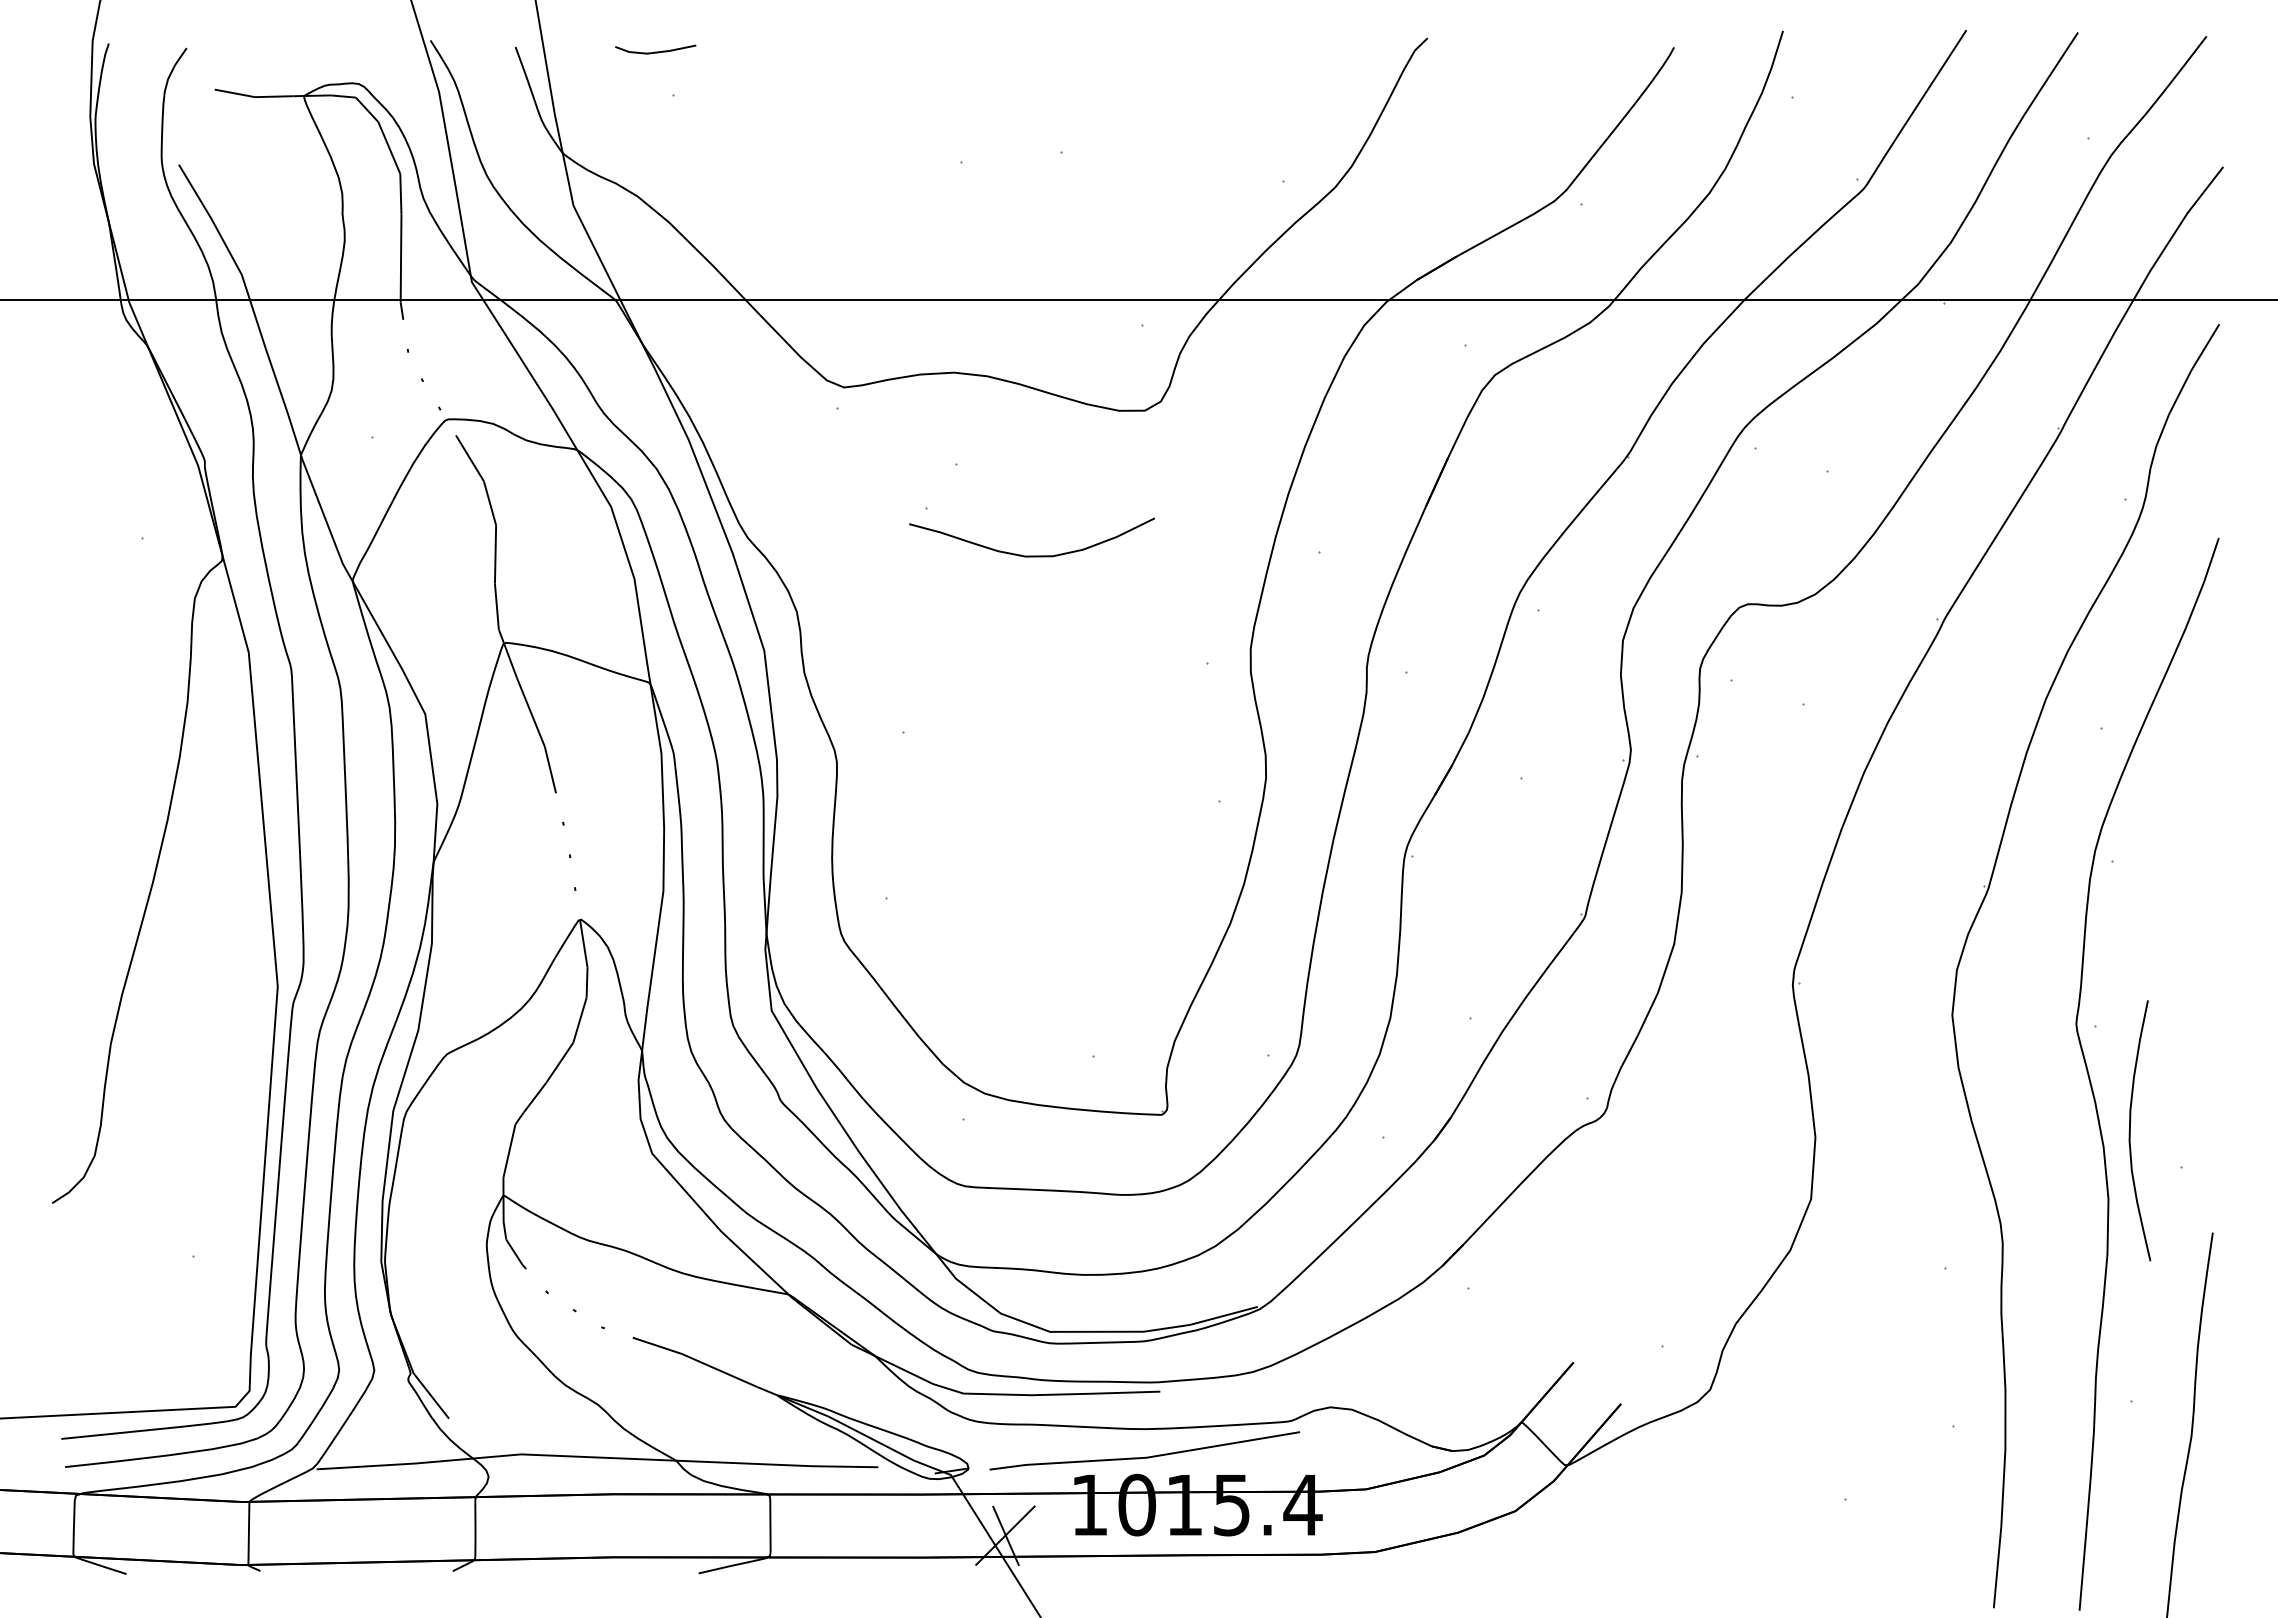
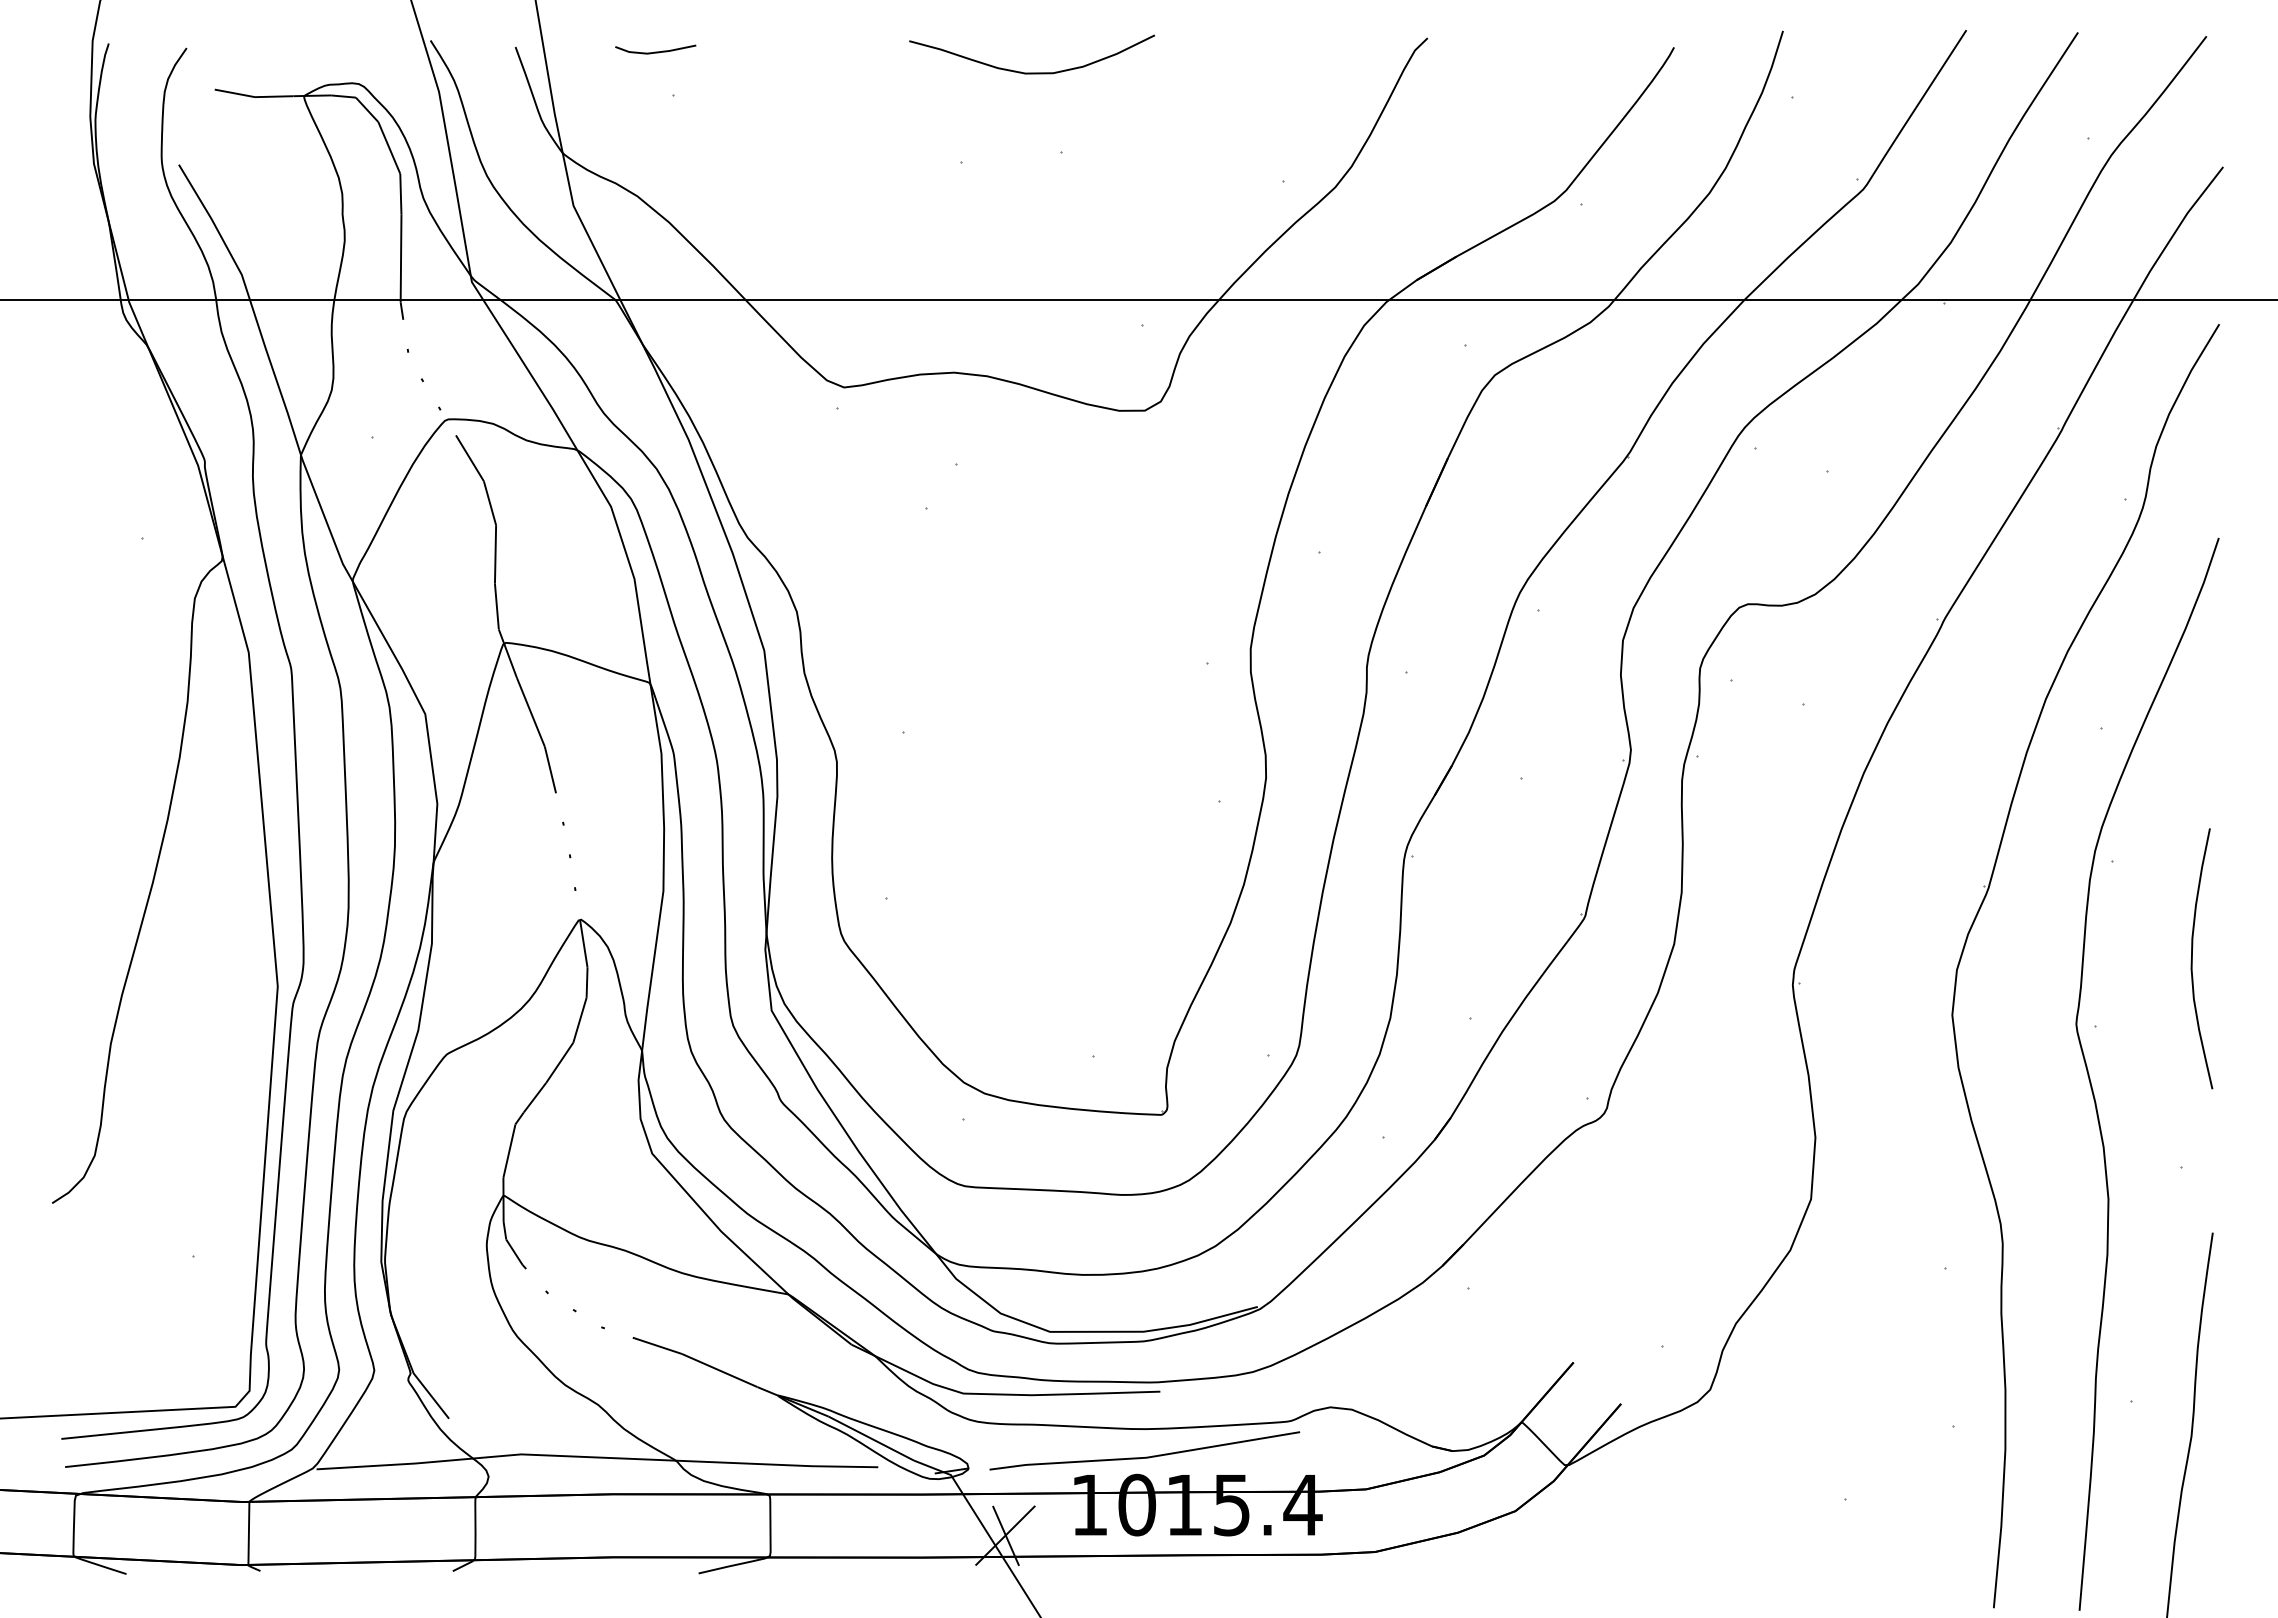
curve position: (1031, 555) -> (1031, 72) (1031, 72)
curve position: (2130, 1130) -> (2192, 958) (2192, 958)
